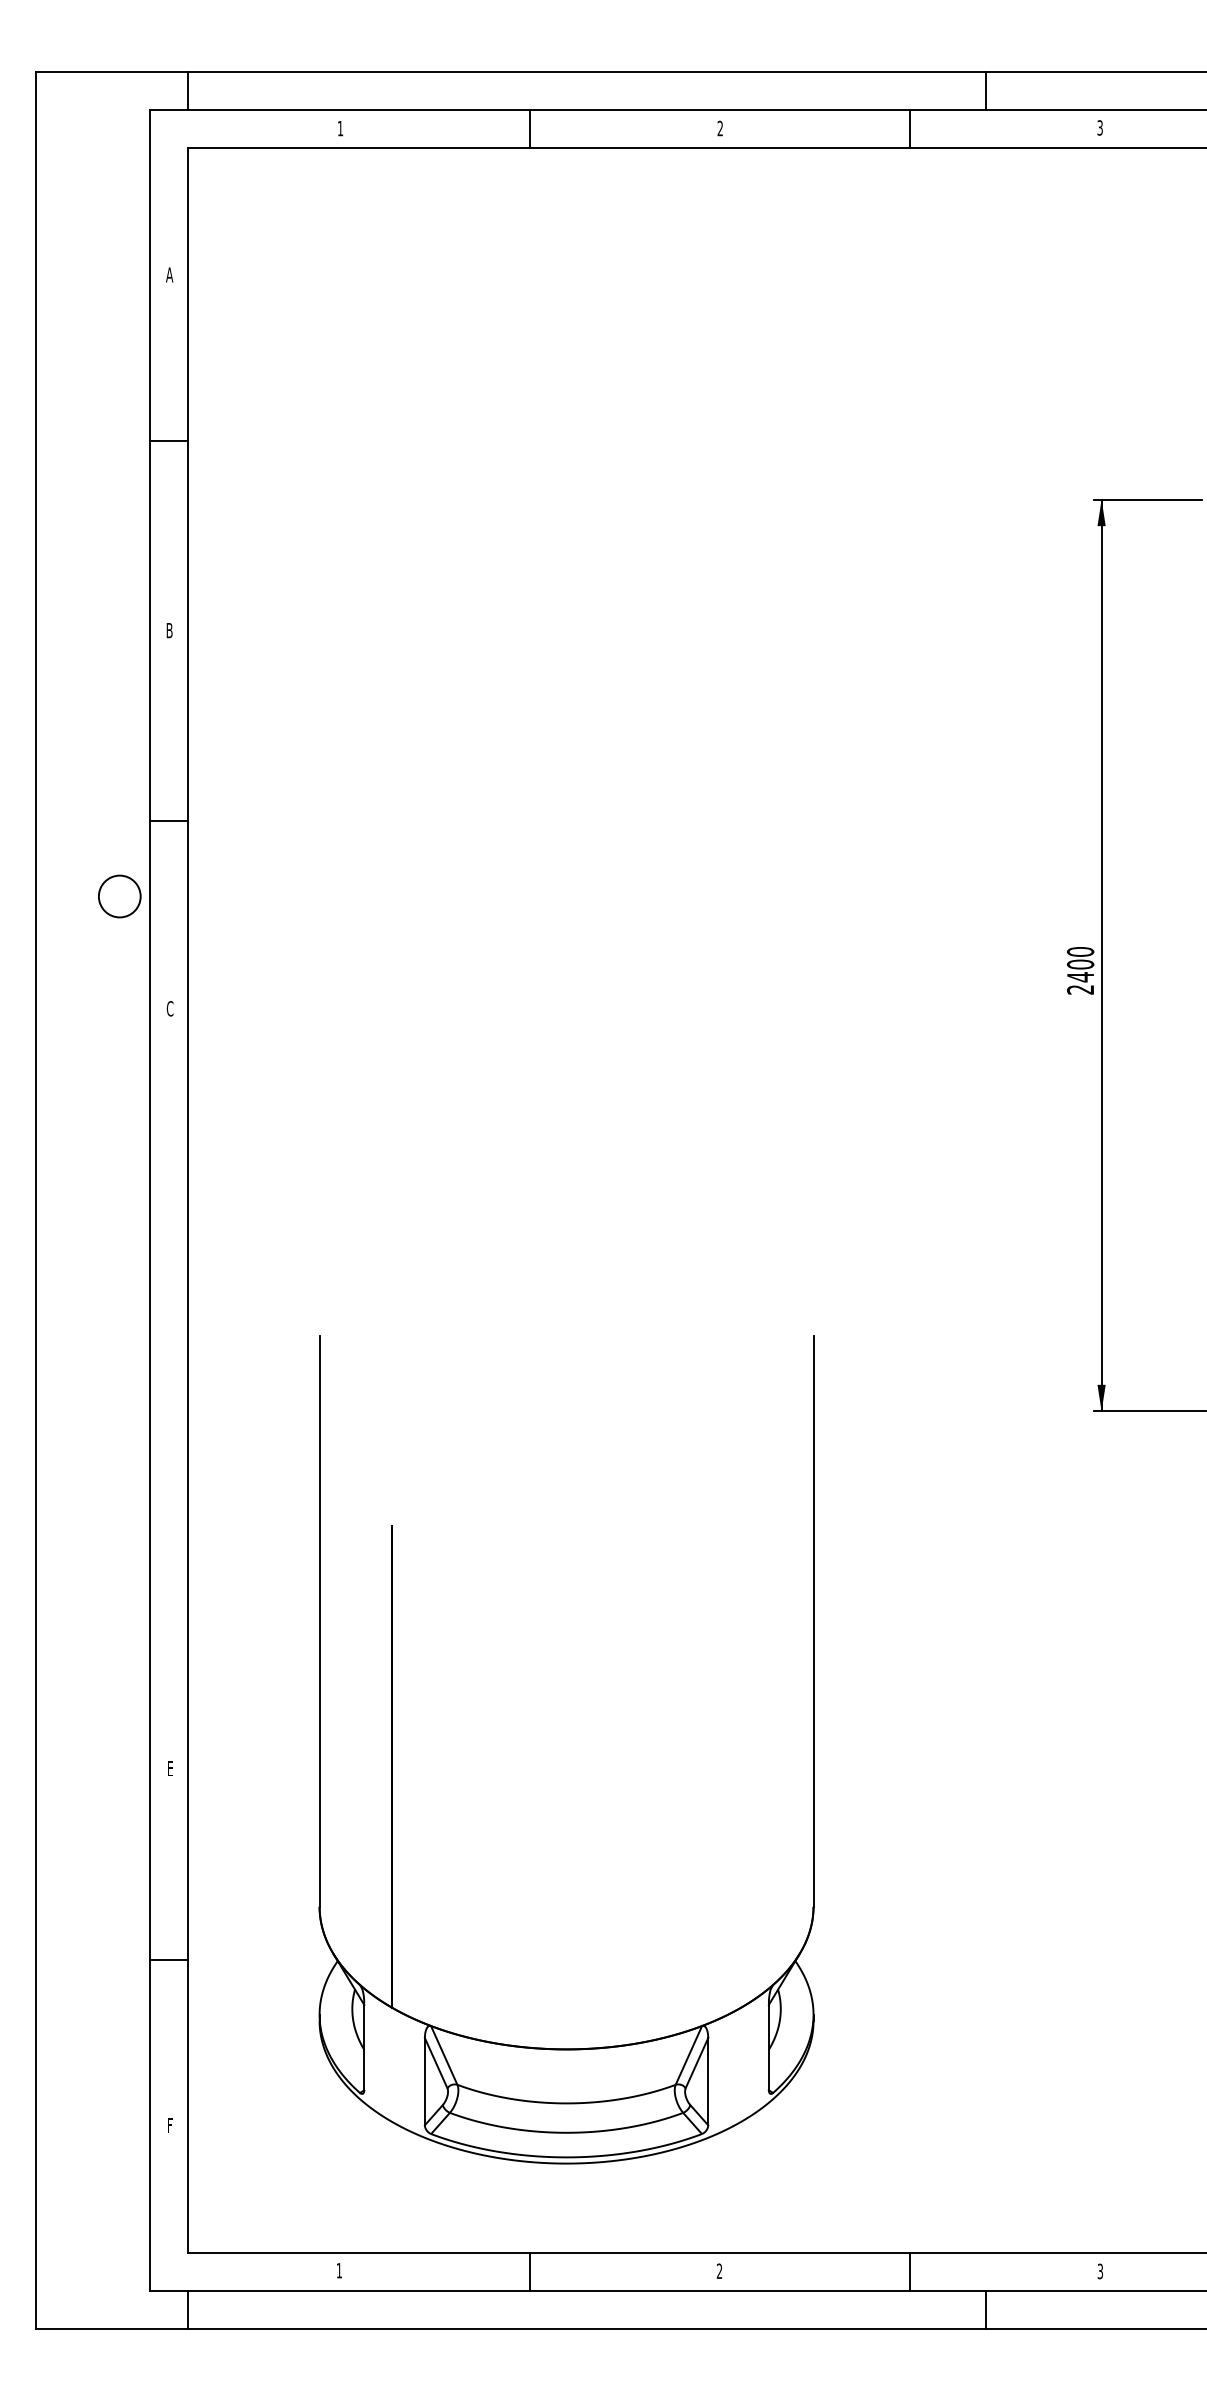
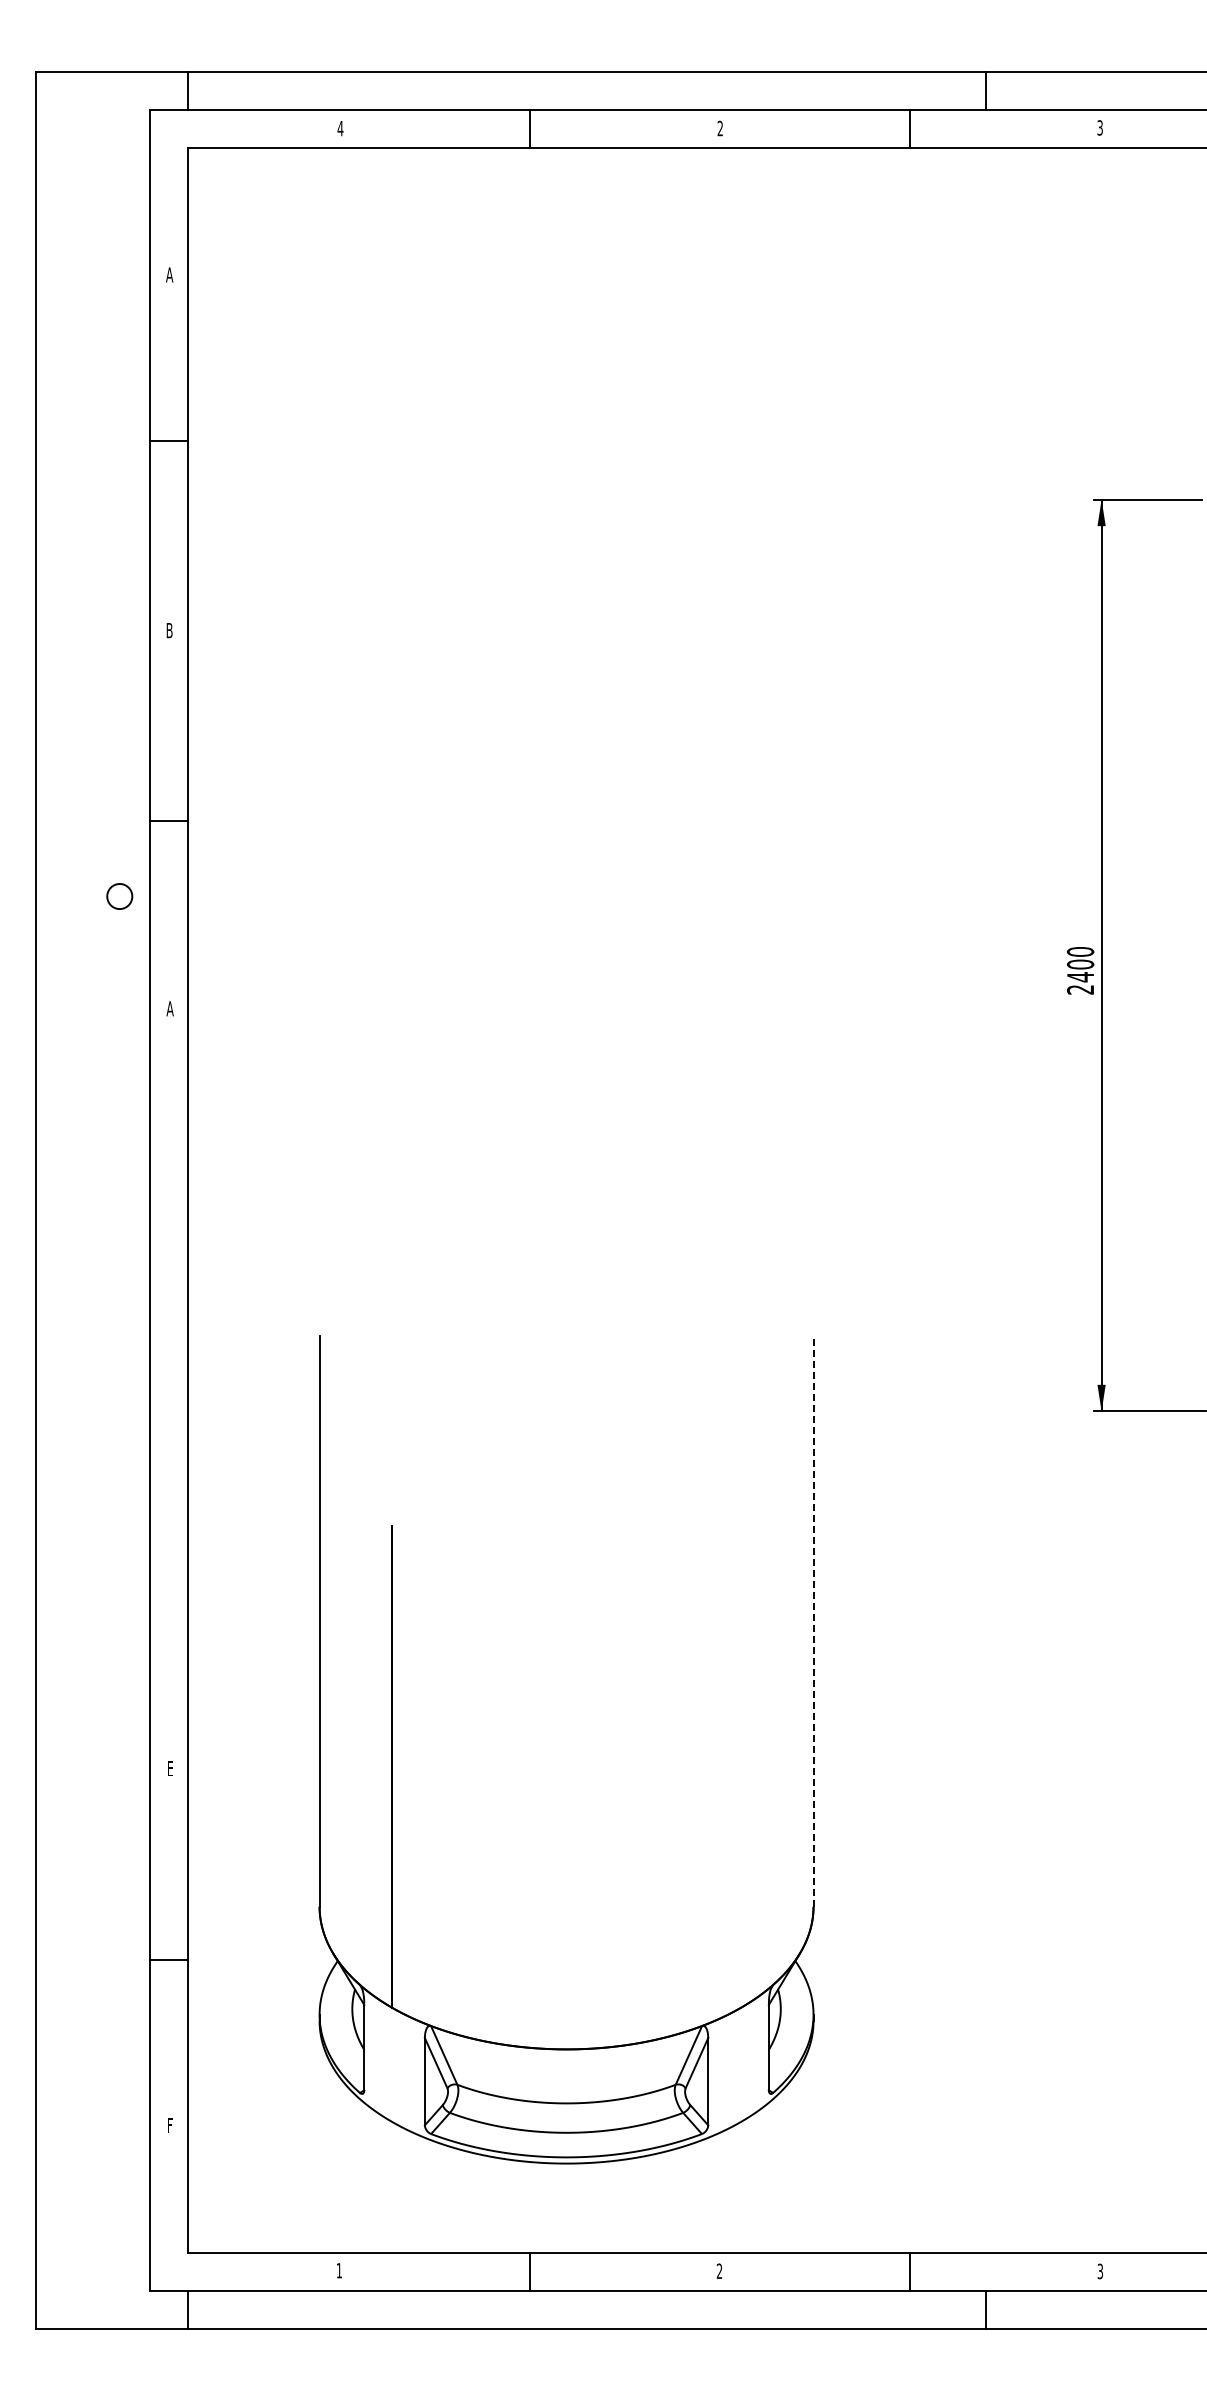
text: 1 -> 4 (340, 128)
circle diameter: 42 px -> 25 px (119, 896)
text: C -> A (169, 1008)
line: solid -> dashed (813, 1621)
